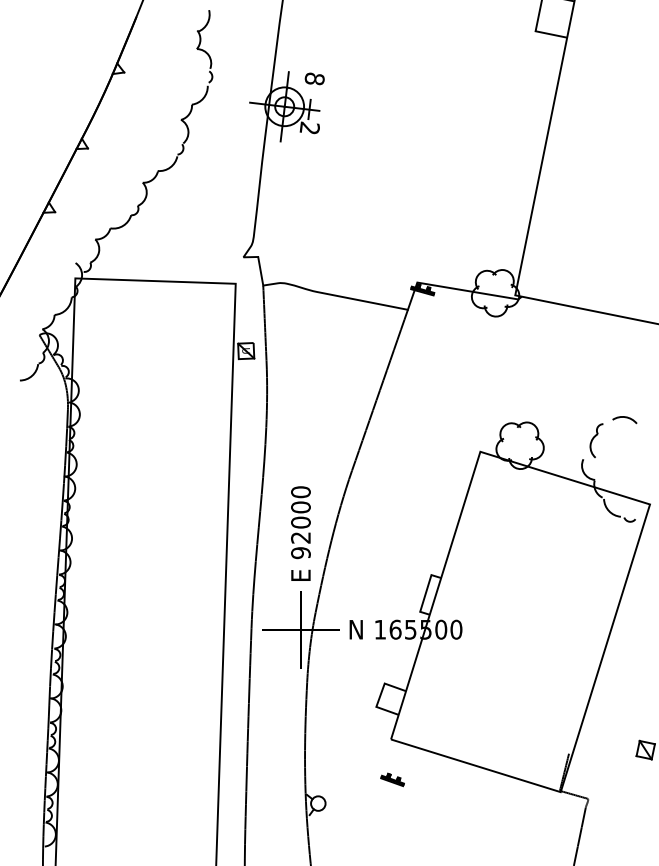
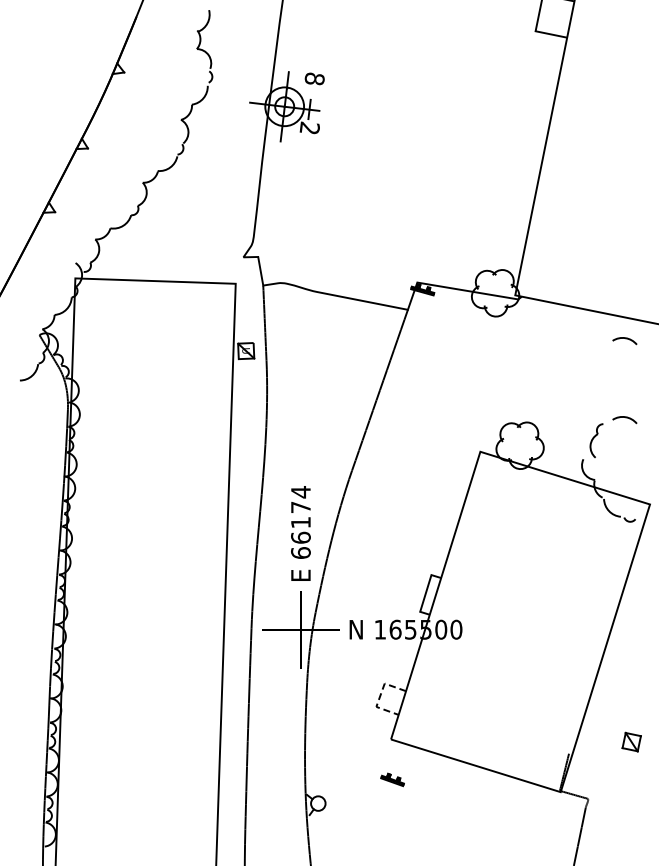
curve: none -> present (625, 339)
text: 92000 -> 66174 (300, 522)
line: solid -> dashed (380, 695)
part position: (645, 749) -> (631, 741) (631, 741)
